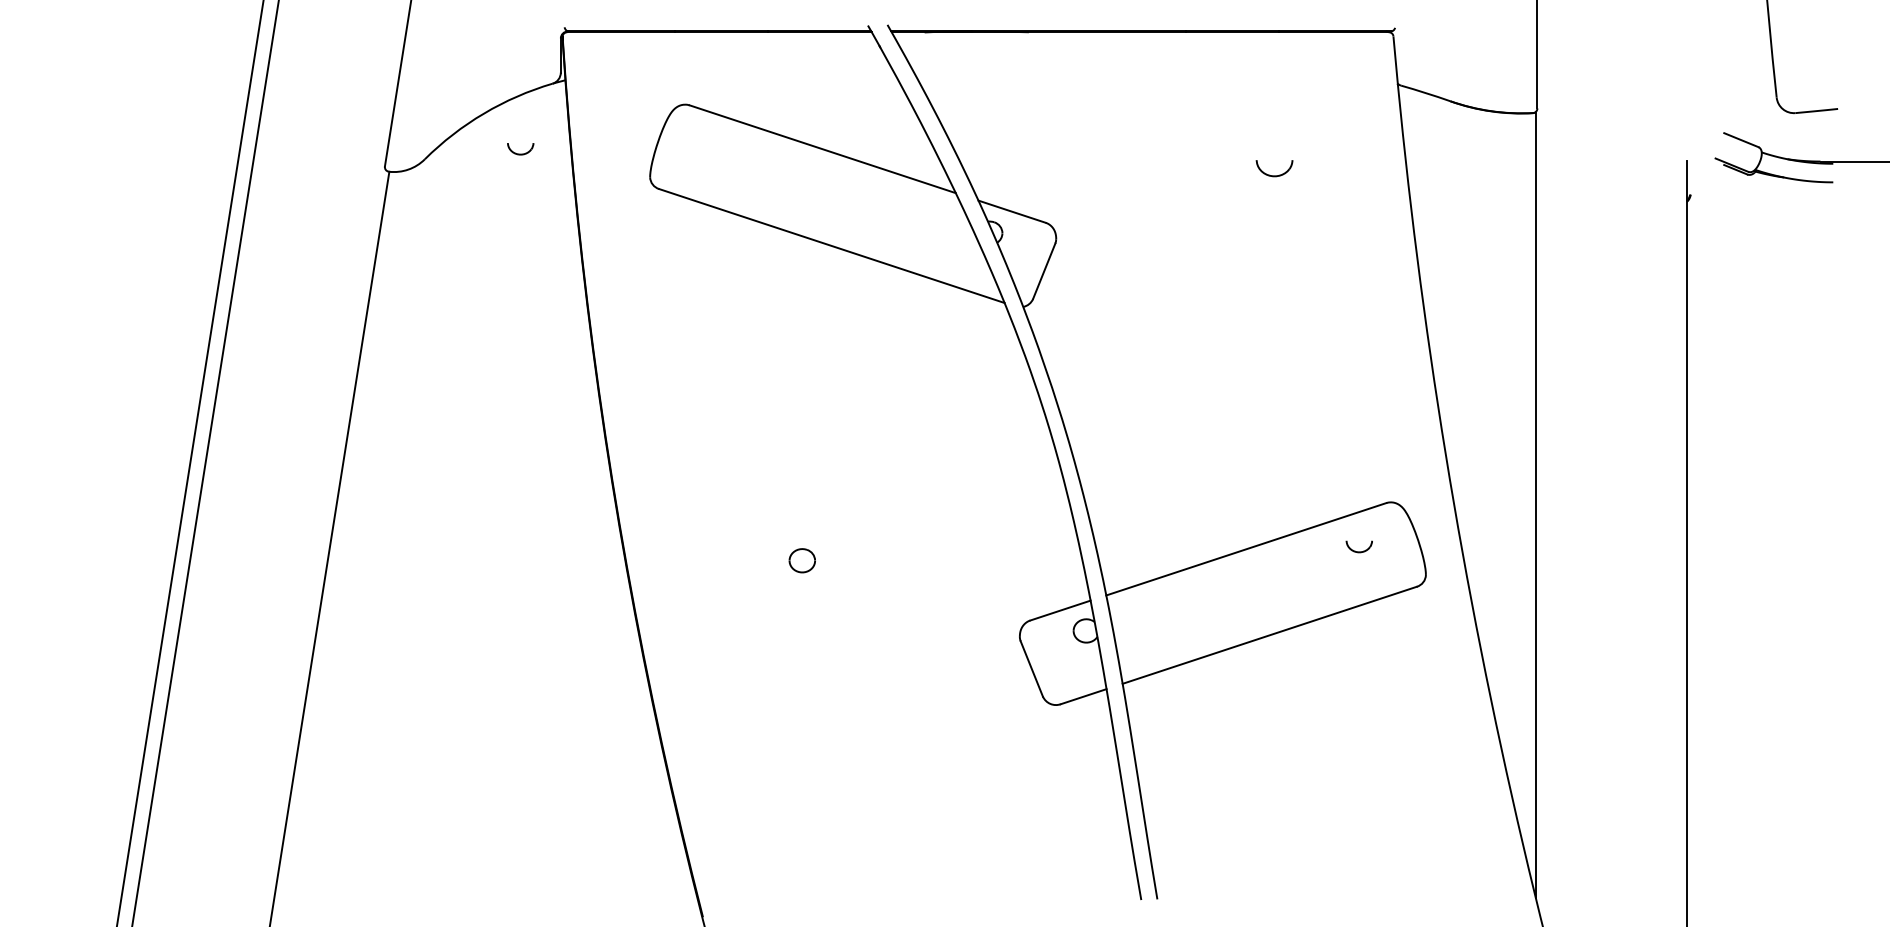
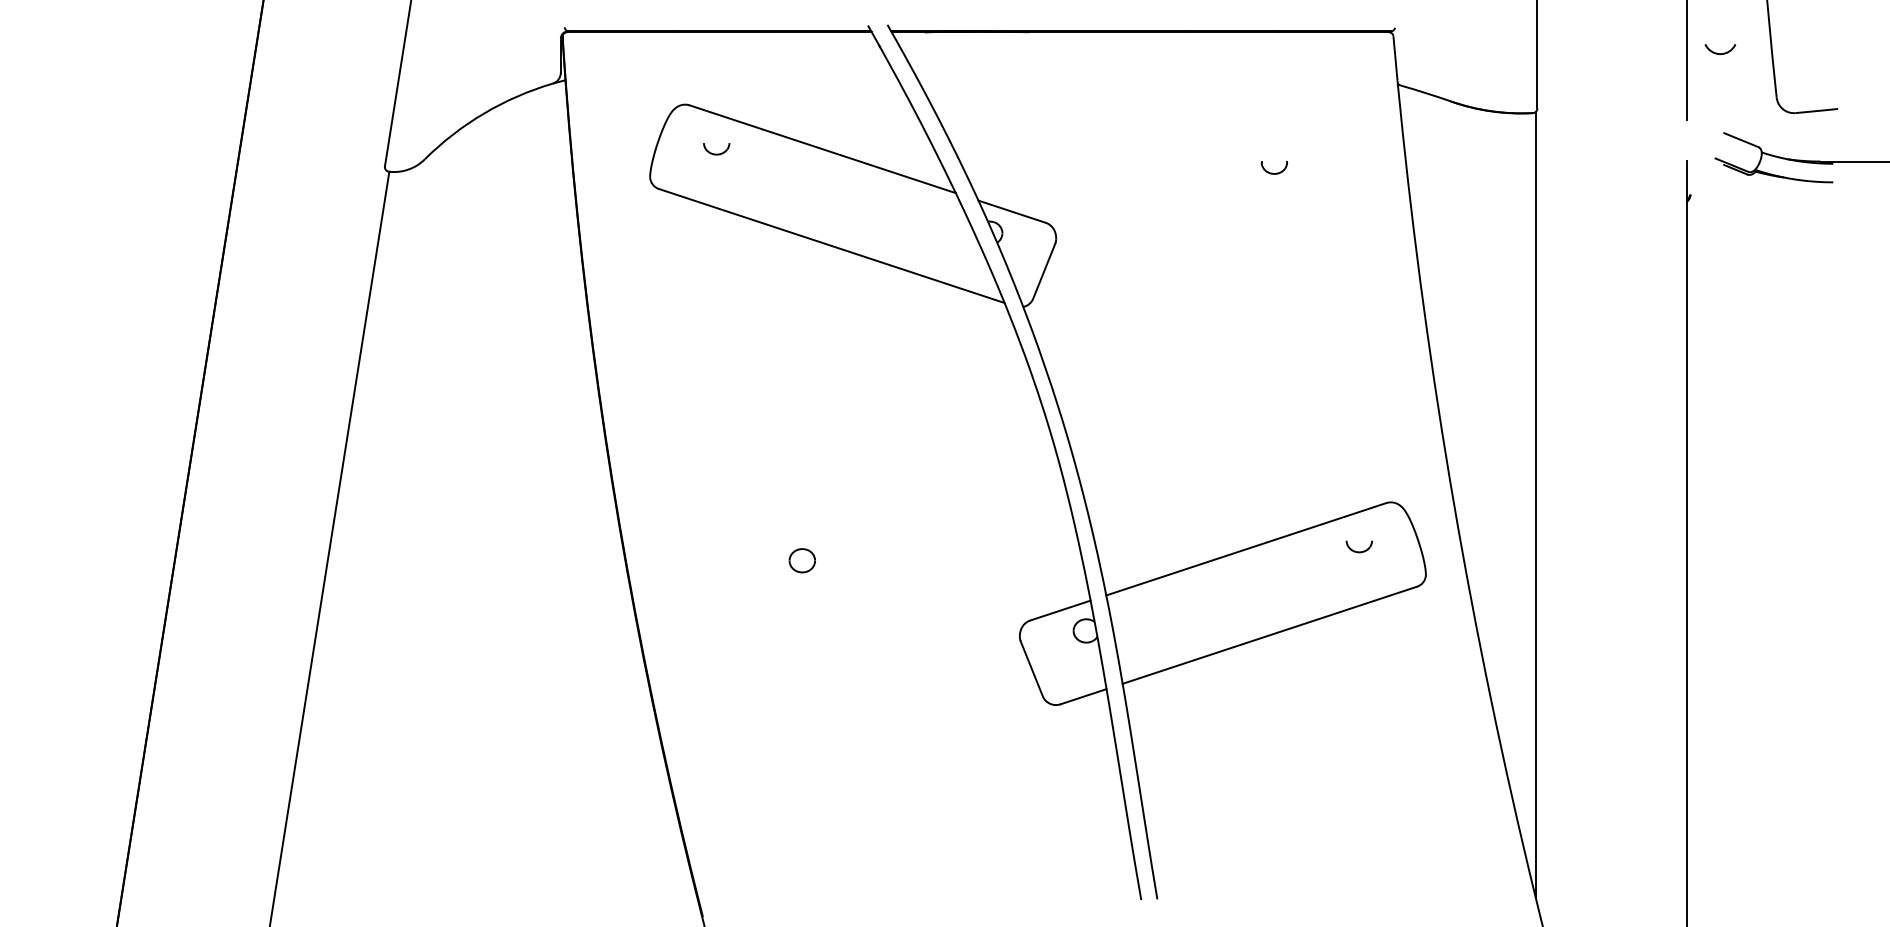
arc: none -> present (1720, 53)
line: none -> present (1686, 60)
part position: (520, 149) -> (716, 149) (716, 149)
part size: 39x18 px -> 28x14 px (1273, 167)
line position: (205, 462) -> (190, 462) (190, 462)
